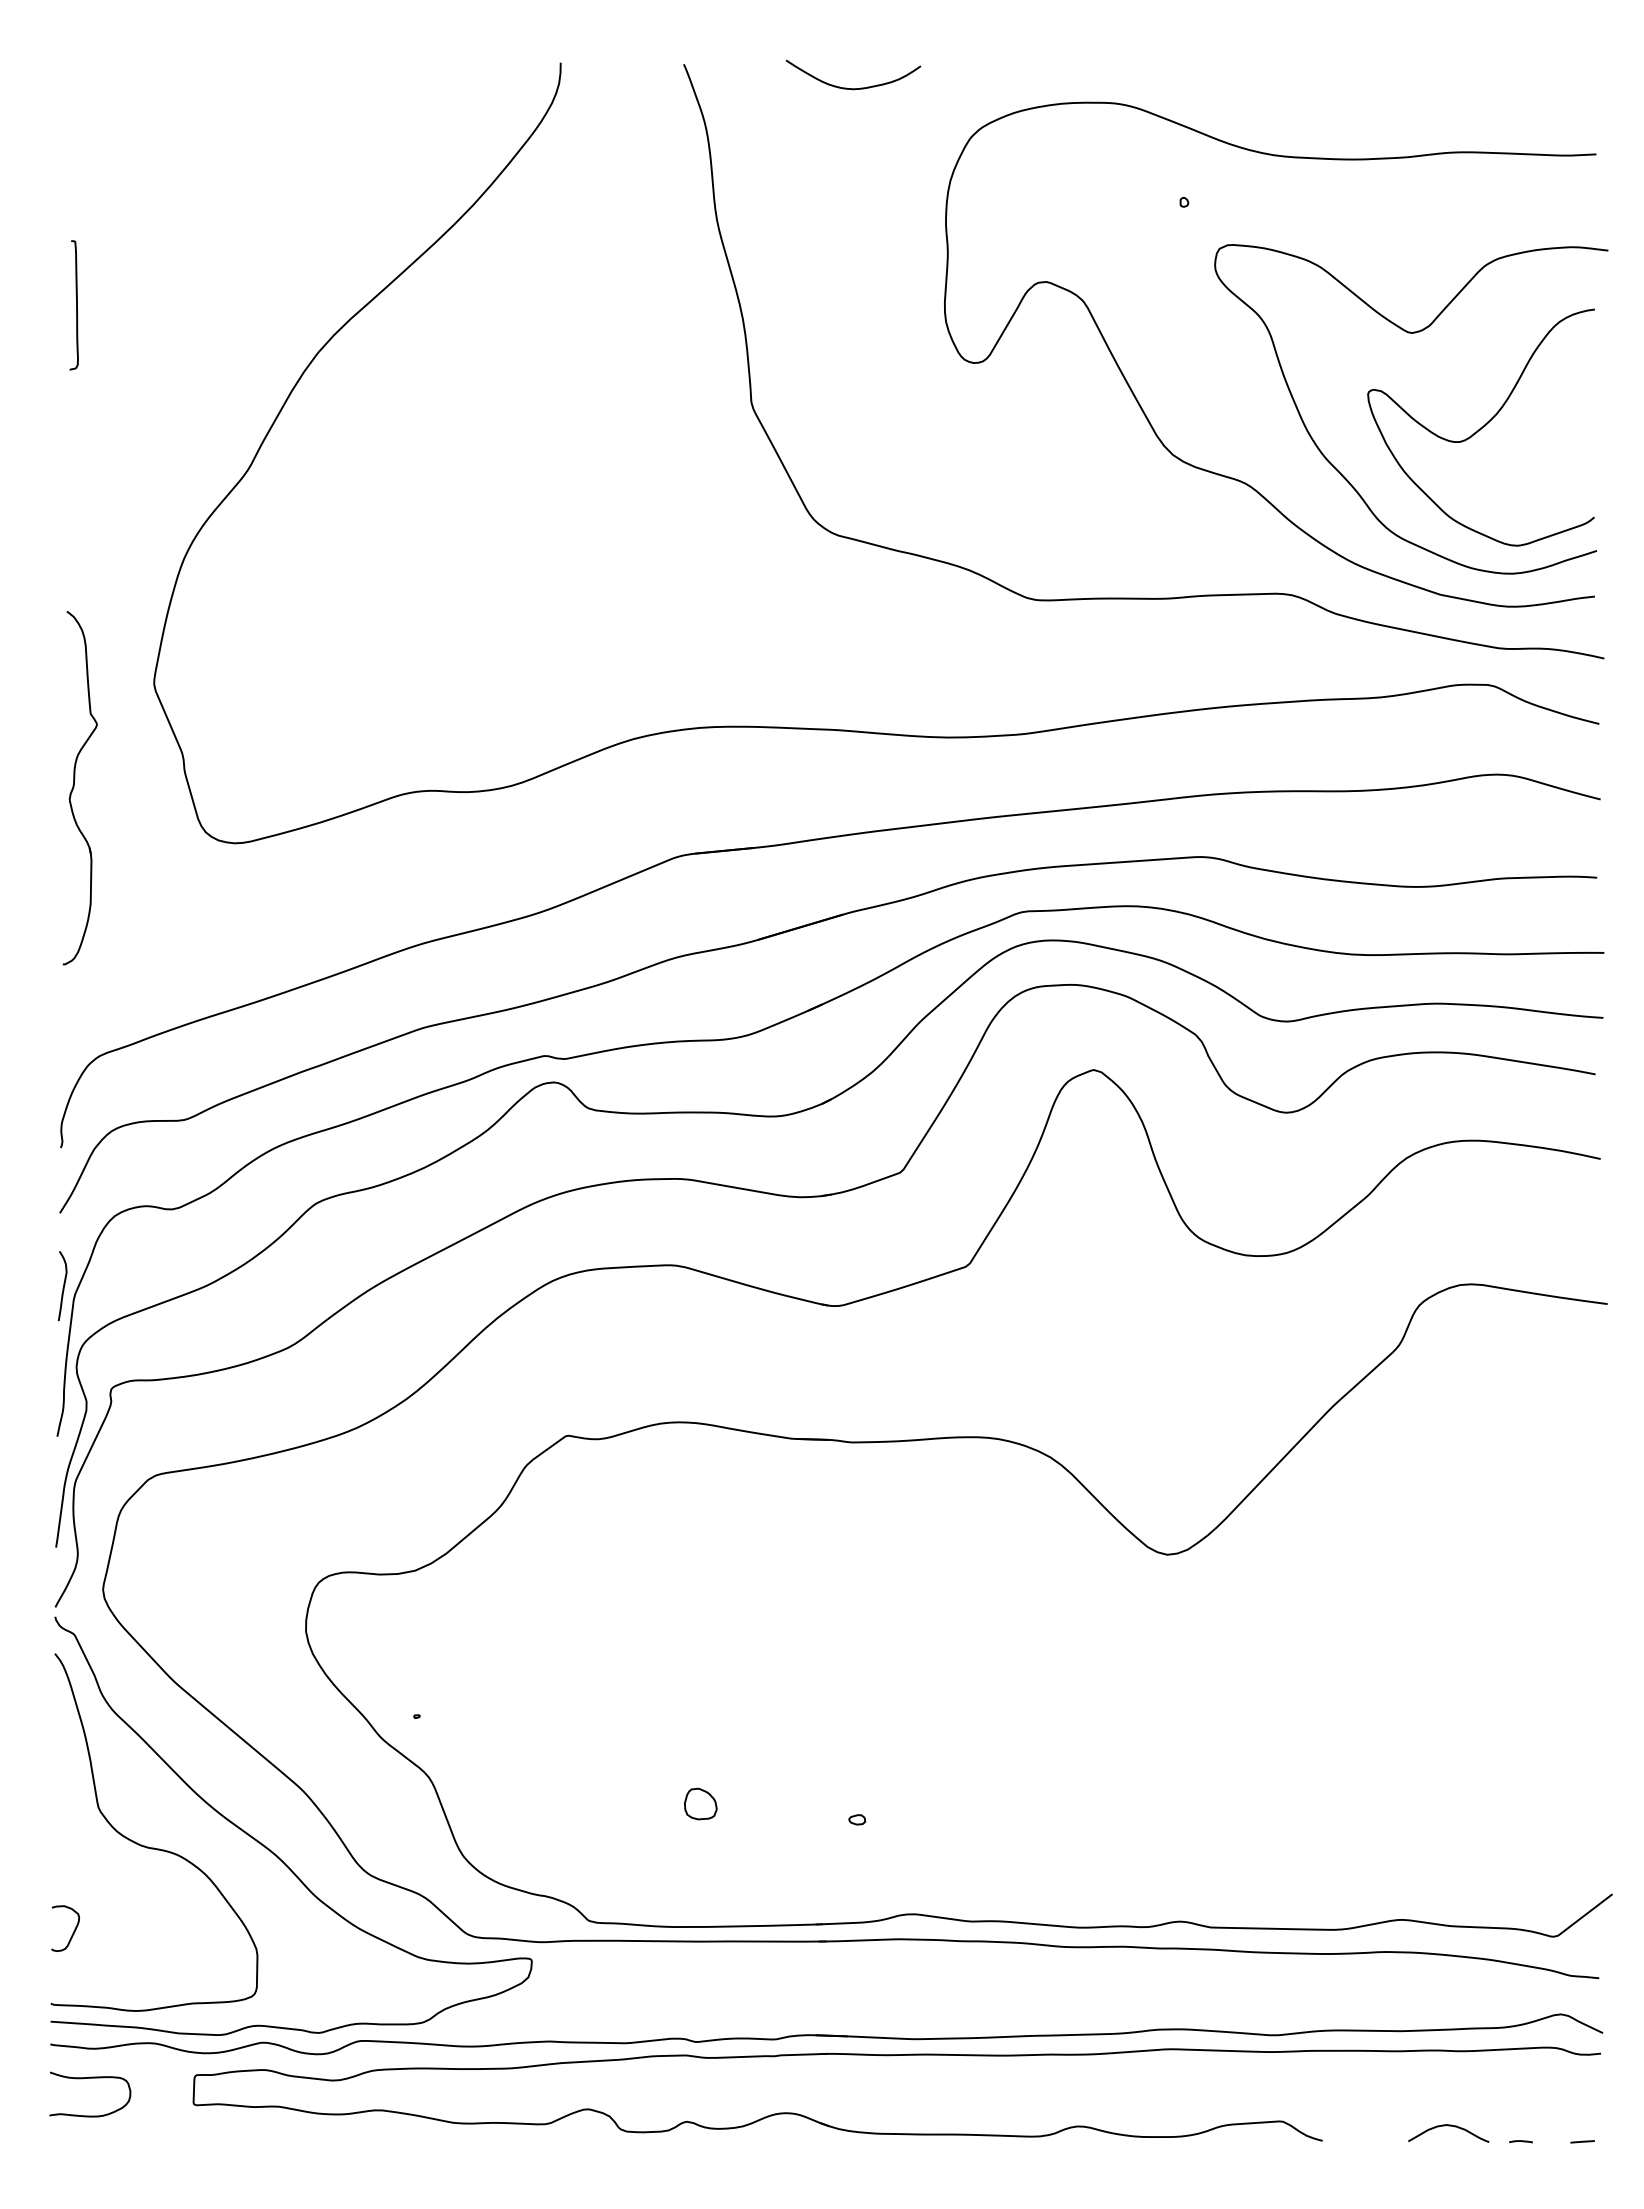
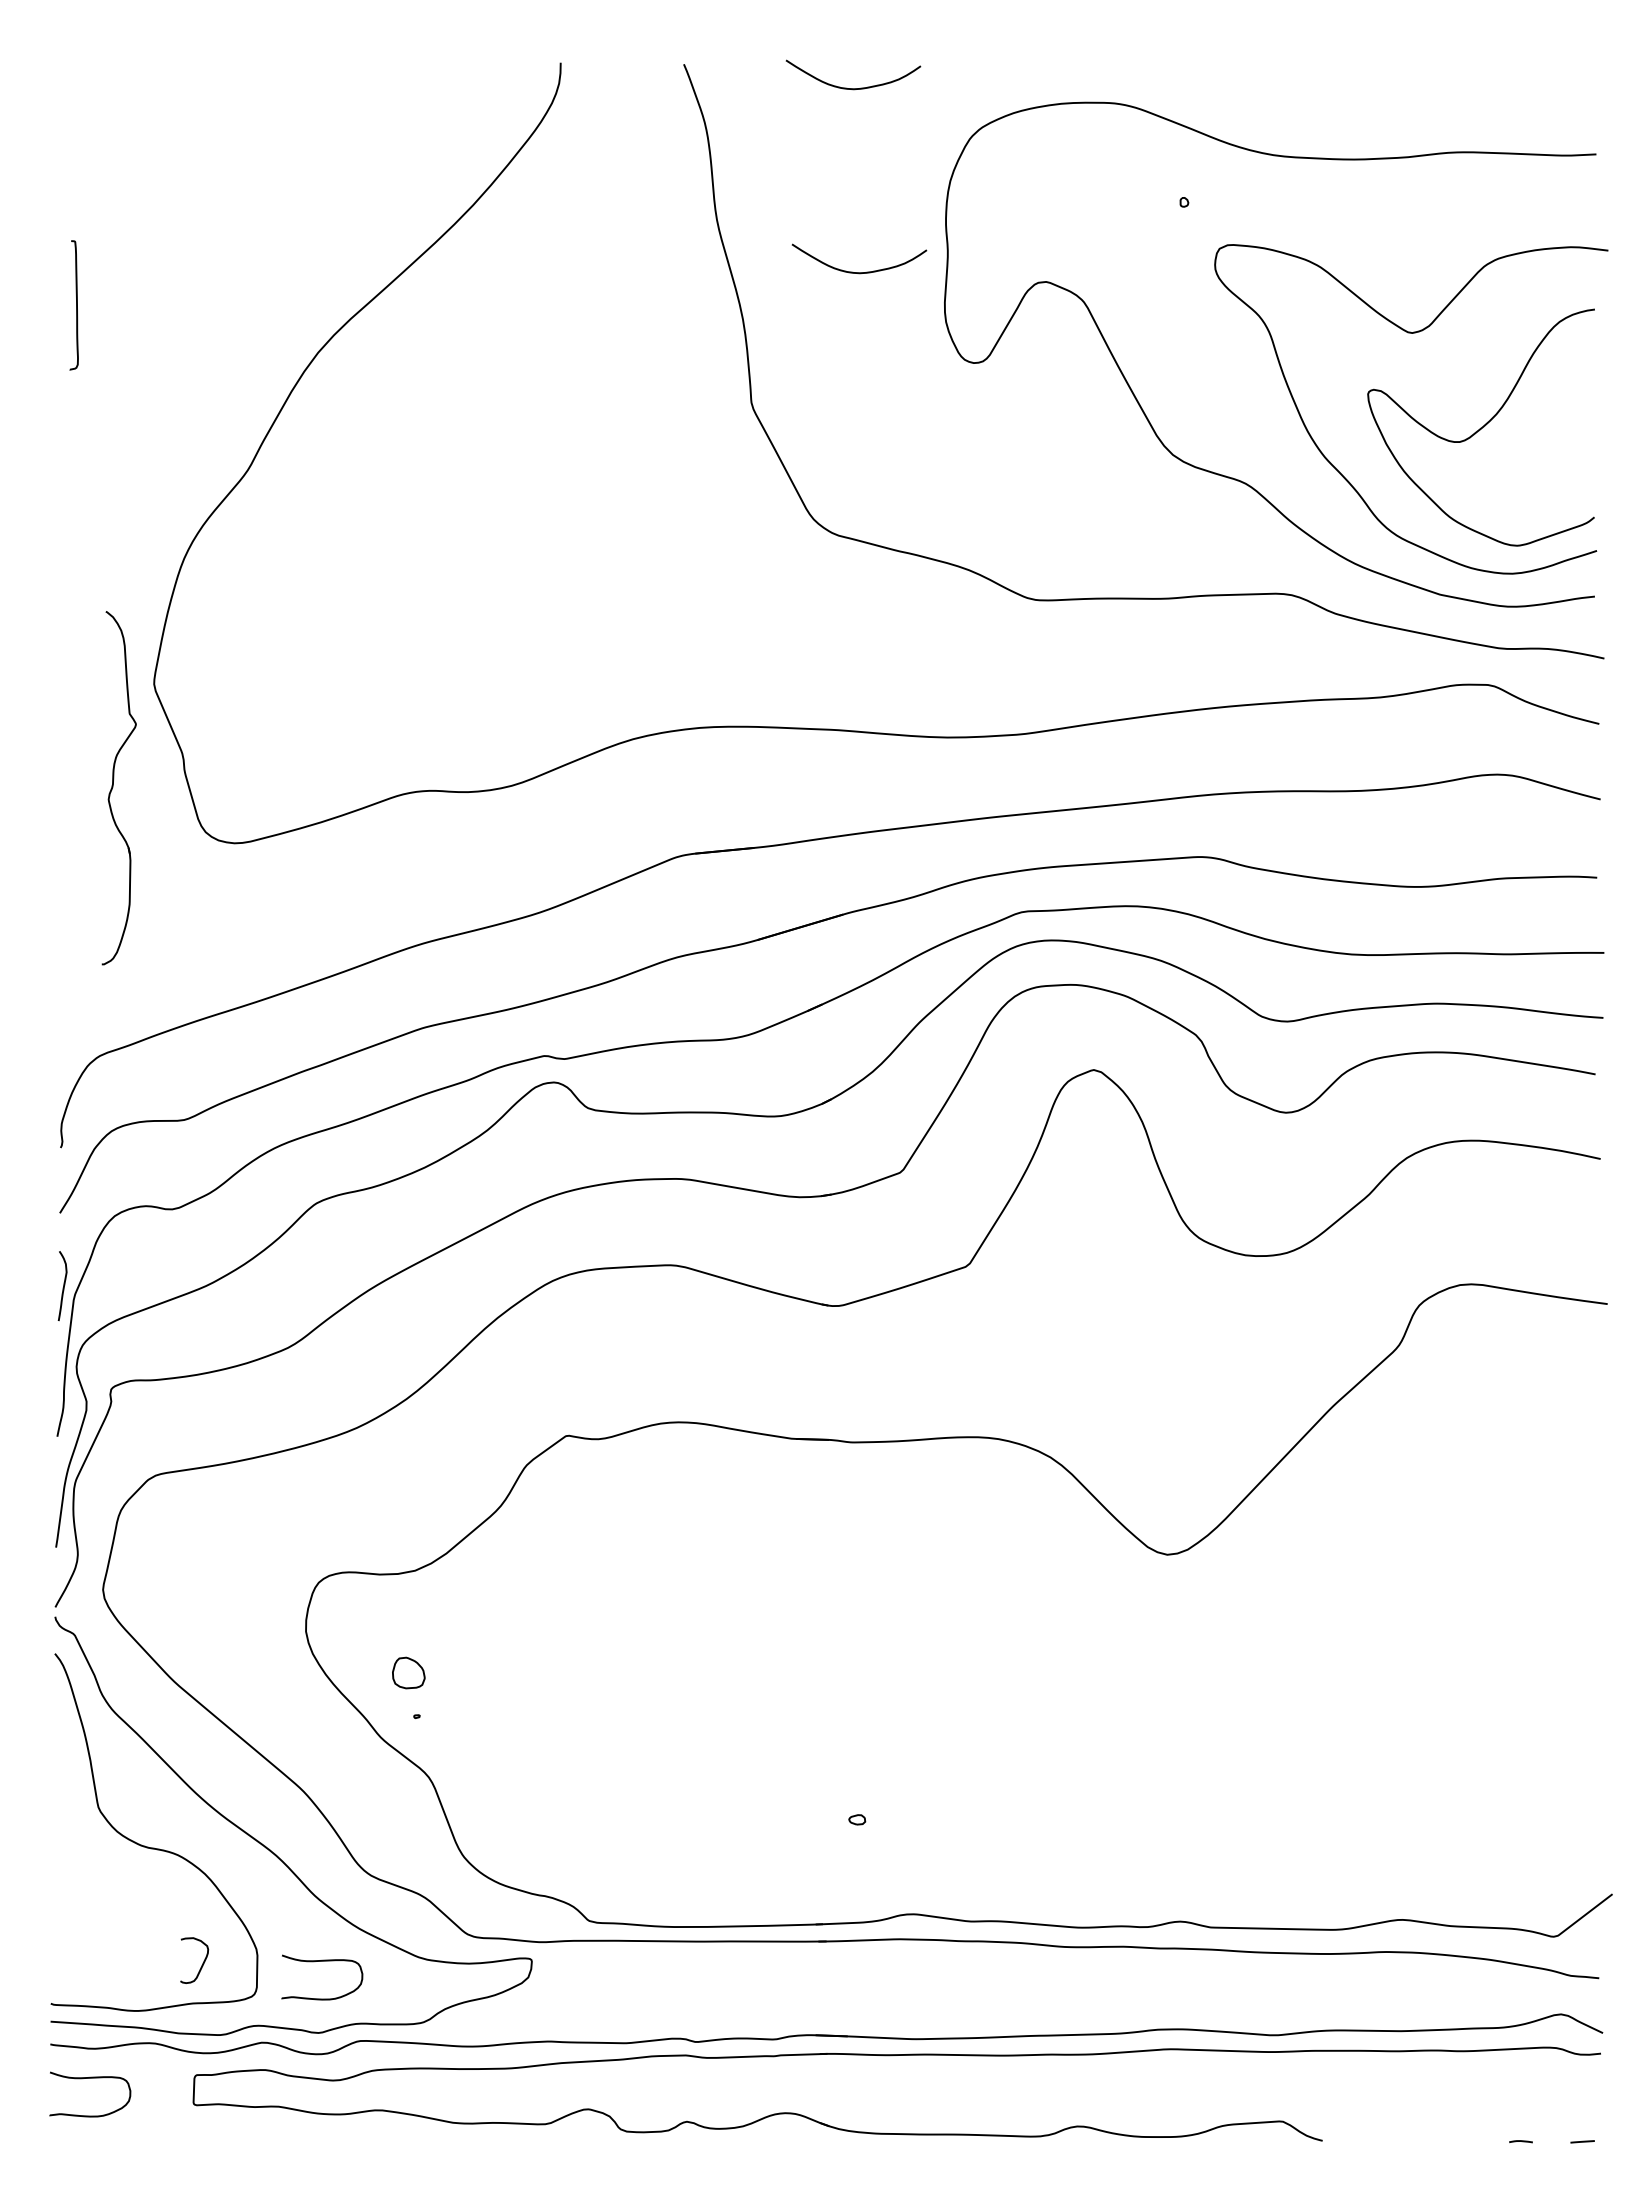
curve: none -> present (859, 272)
part position: (79, 788) -> (118, 788) (118, 788)
part position: (700, 1803) -> (408, 1672) (408, 1672)
curve position: (73, 1931) -> (202, 1963) (202, 1963)
curve: none -> present (322, 1961)
curve: present -> none (1448, 2126)
